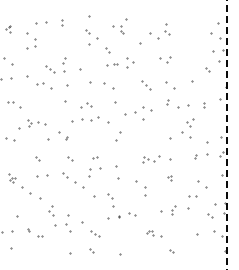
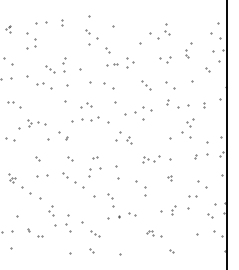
part position: (123, 26) -> (188, 50) (188, 50)
line: dashed -> solid (227, 134)
part: none -> present (129, 140)
